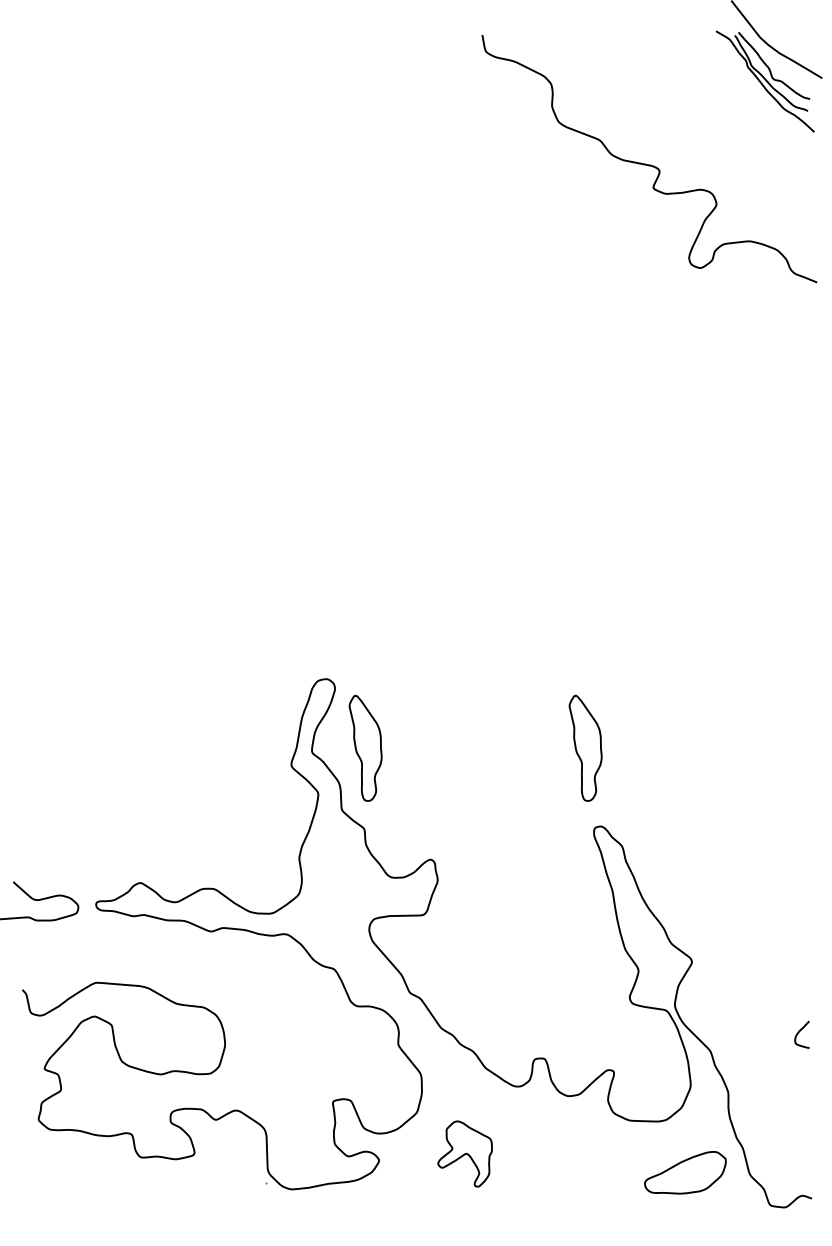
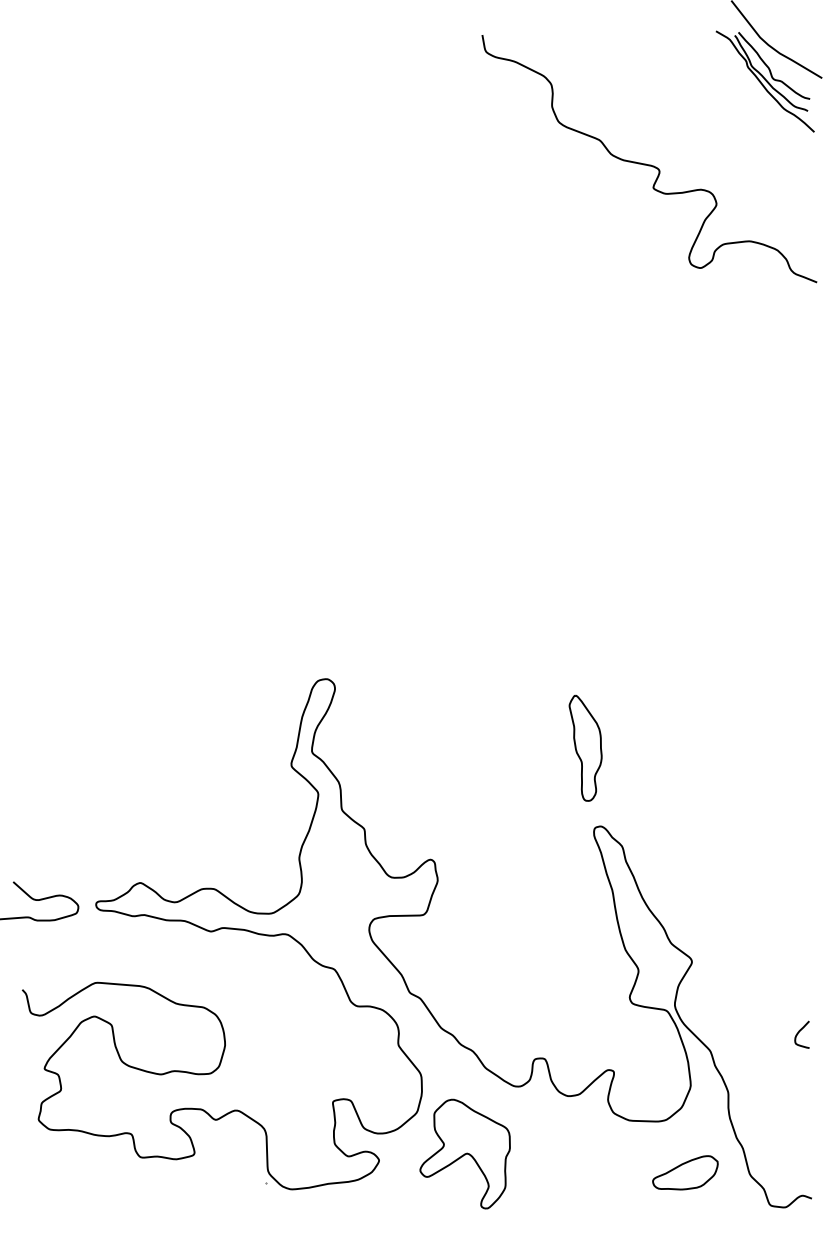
part: present -> none (365, 747)
part size: 56x68 px -> 92x112 px (464, 1153)
part size: 83x44 px -> 67x36 px (685, 1172)
